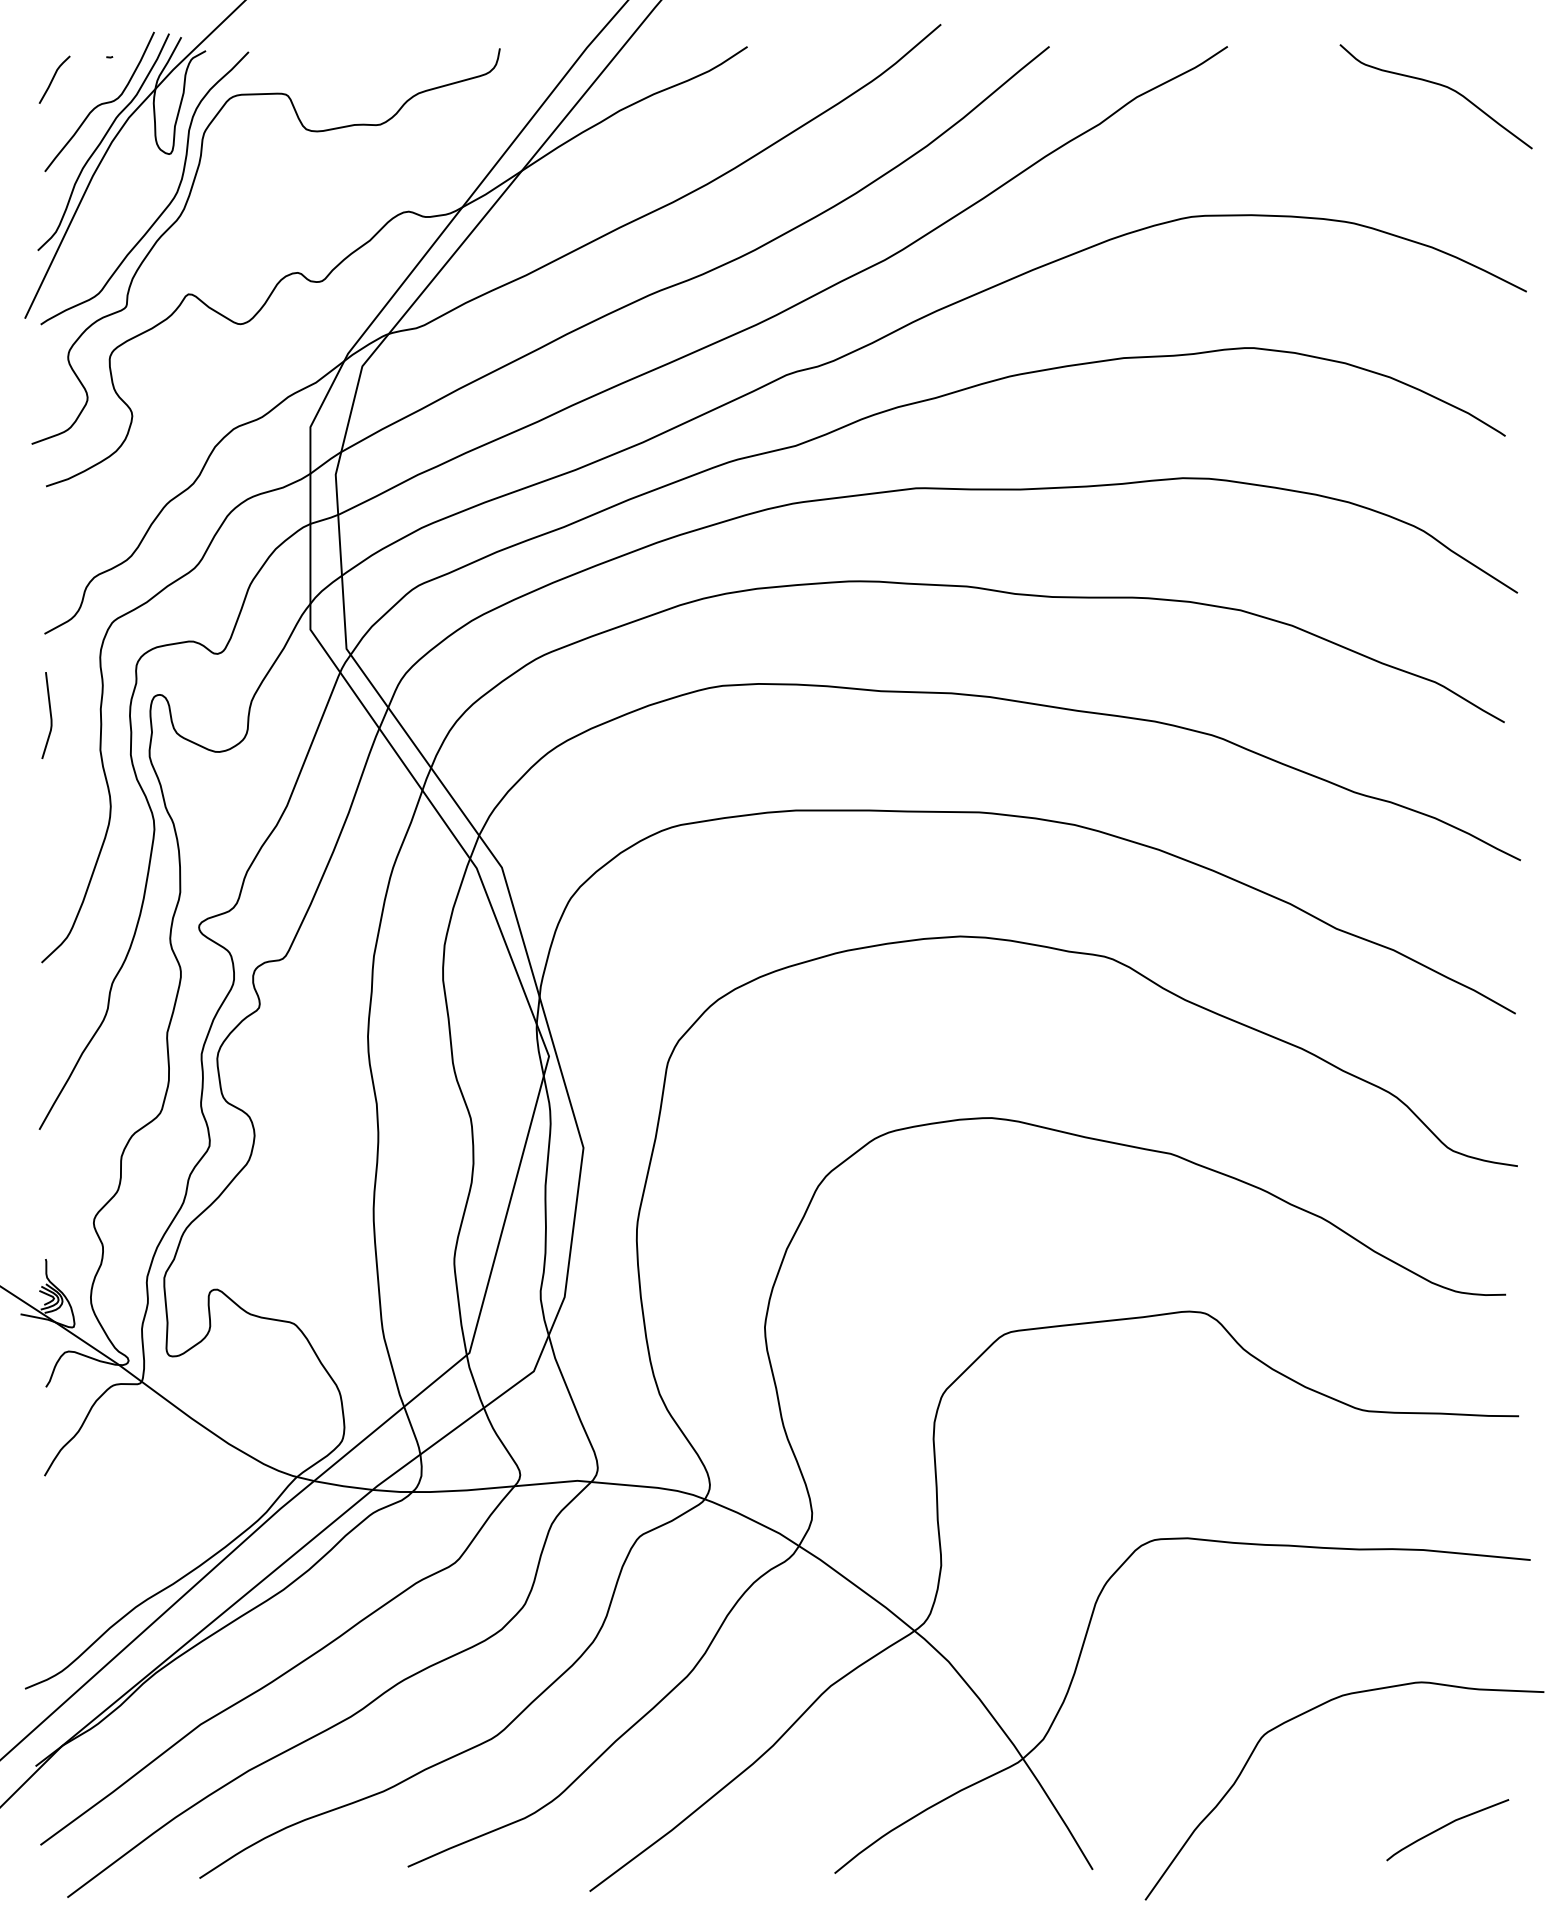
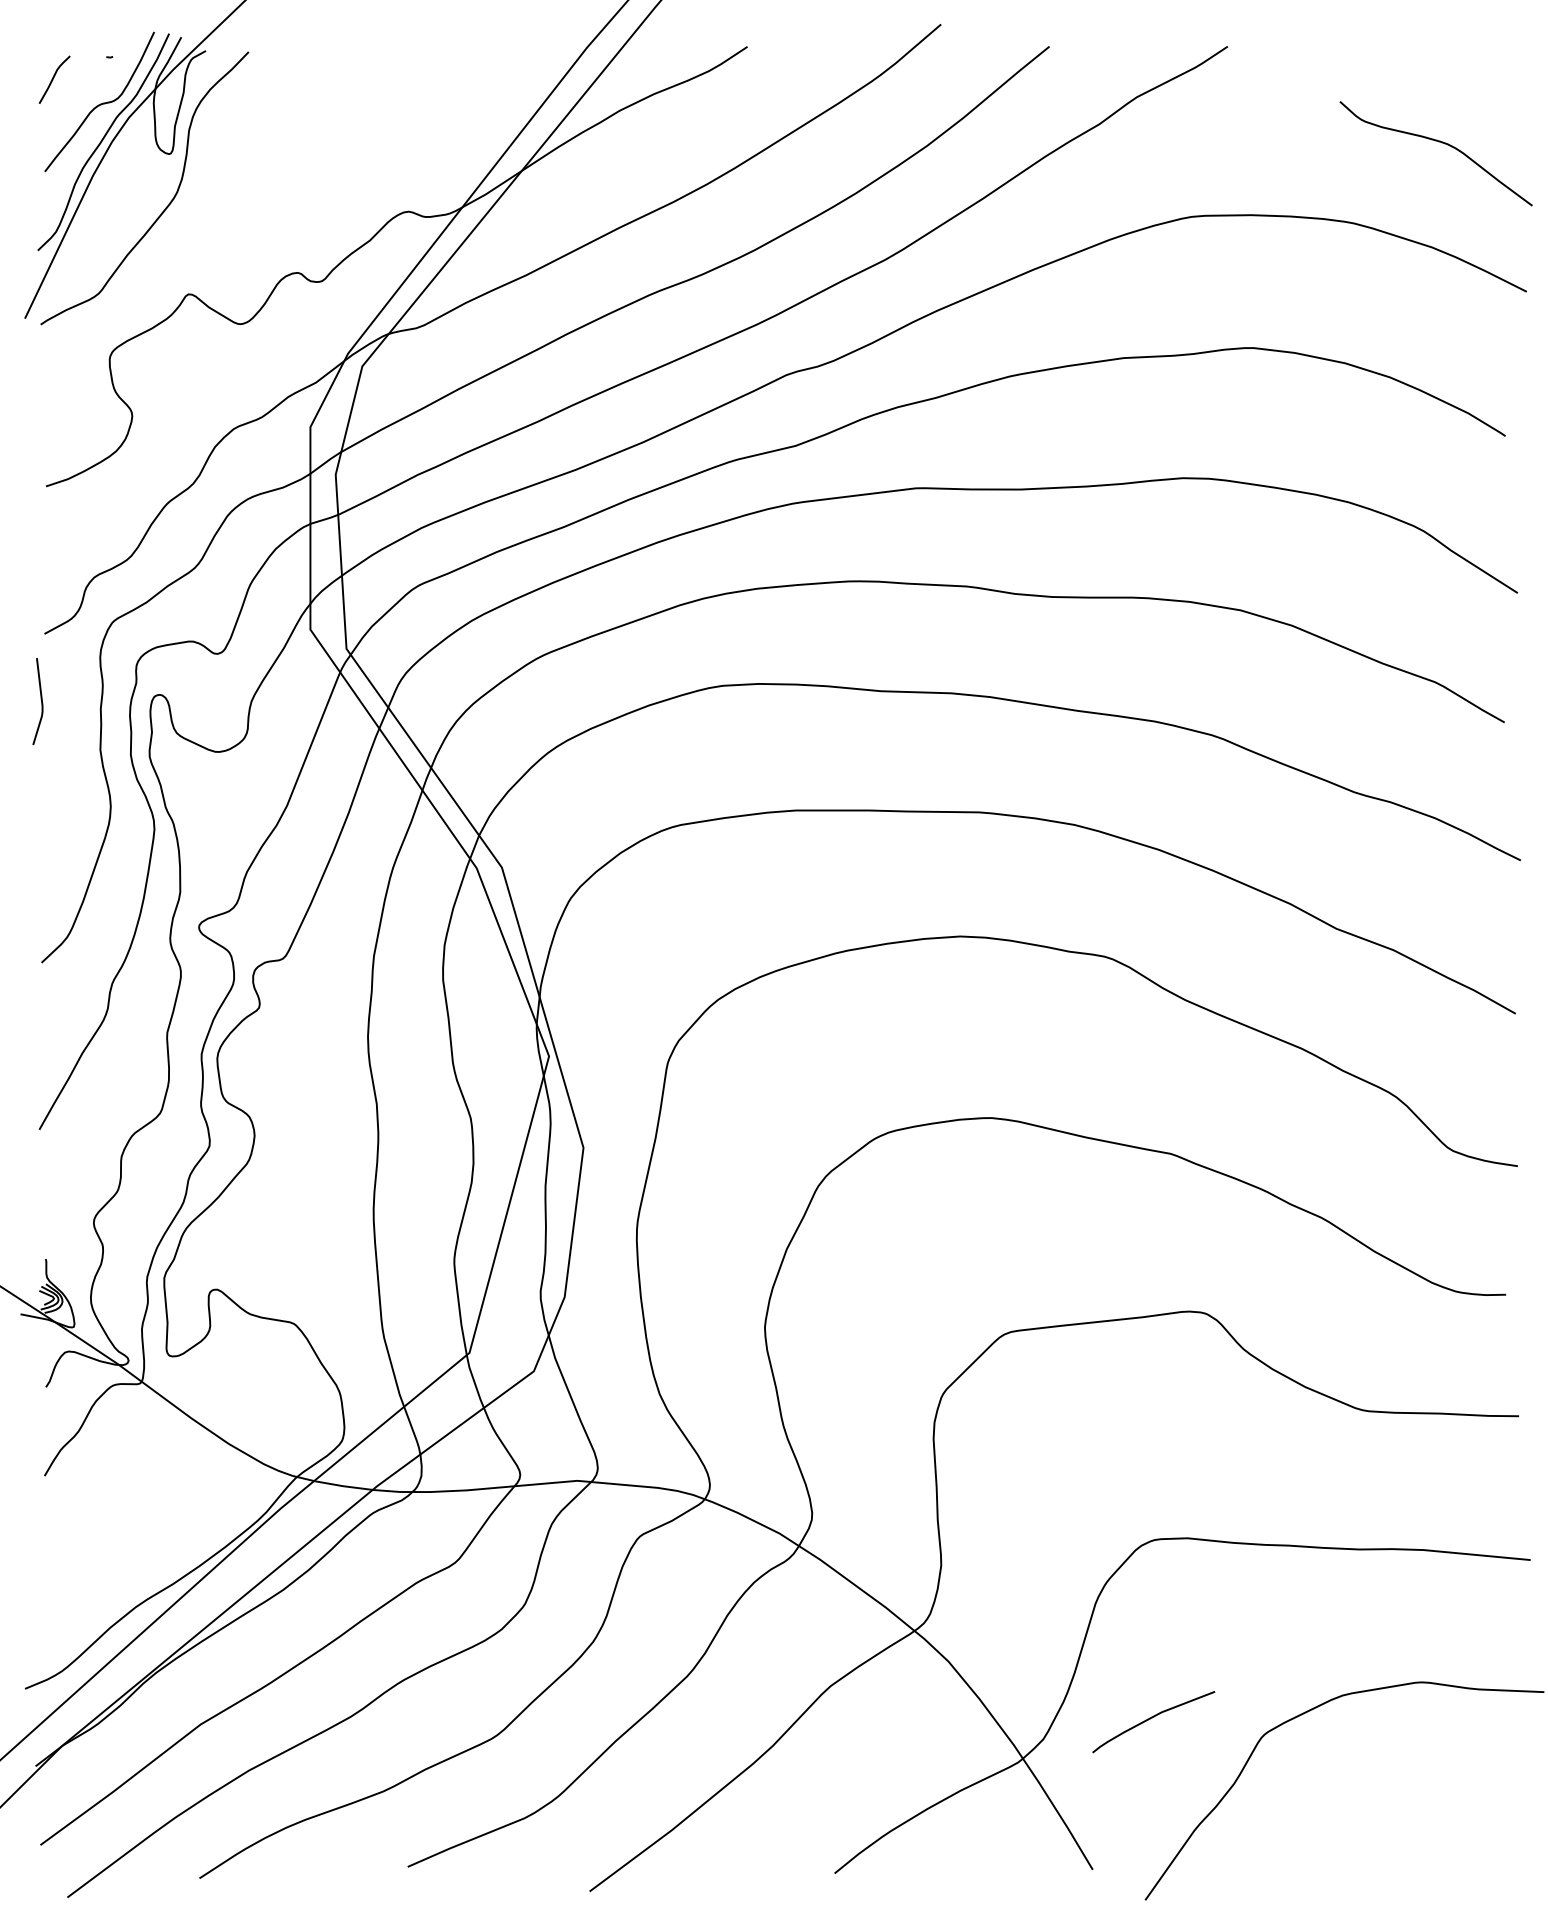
curve position: (1438, 85) -> (1438, 142) (1438, 142)
curve: present -> none (186, 206)
line position: (49, 713) -> (40, 699) (40, 699)
curve position: (1446, 1826) -> (1152, 1718) (1152, 1718)
